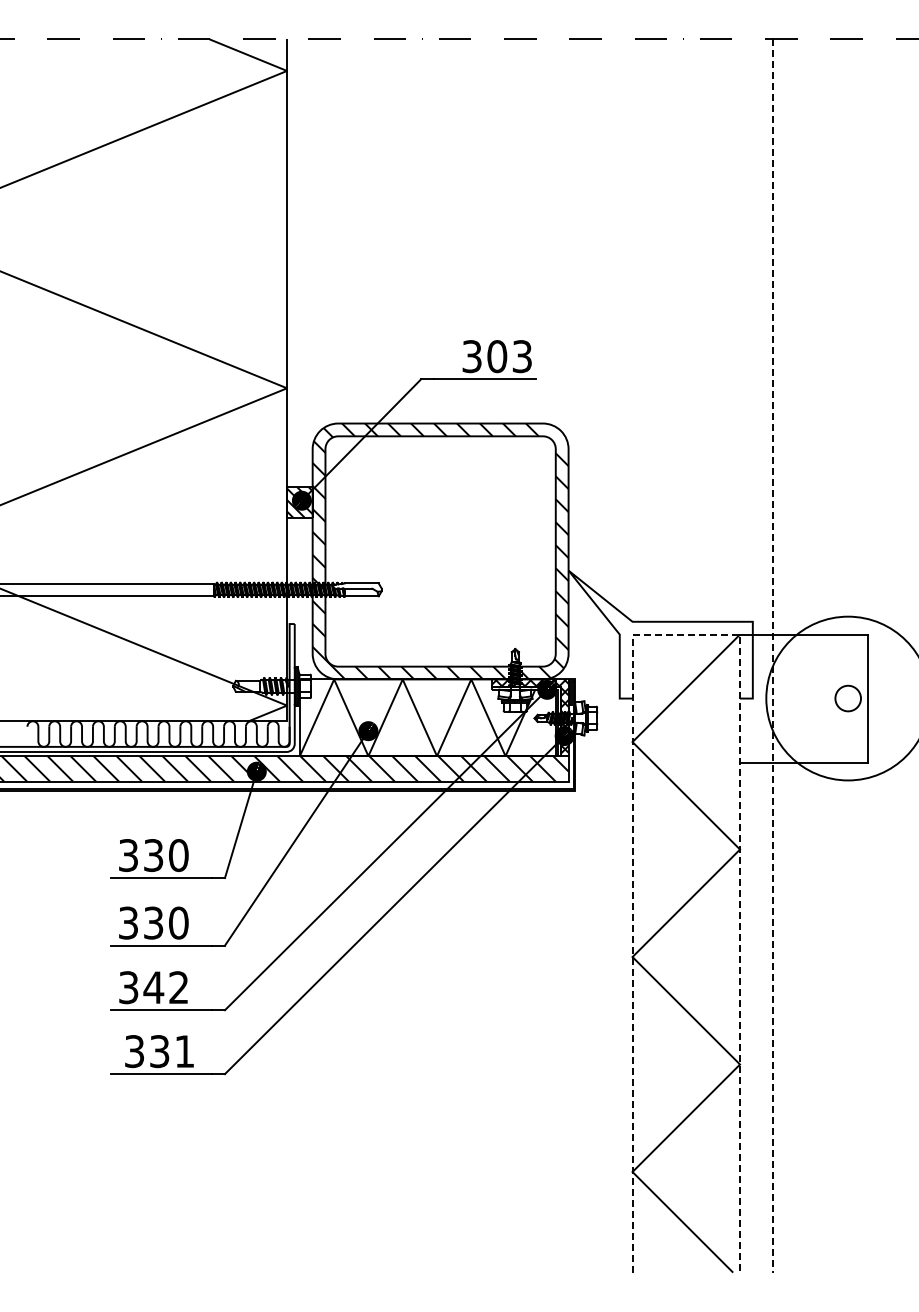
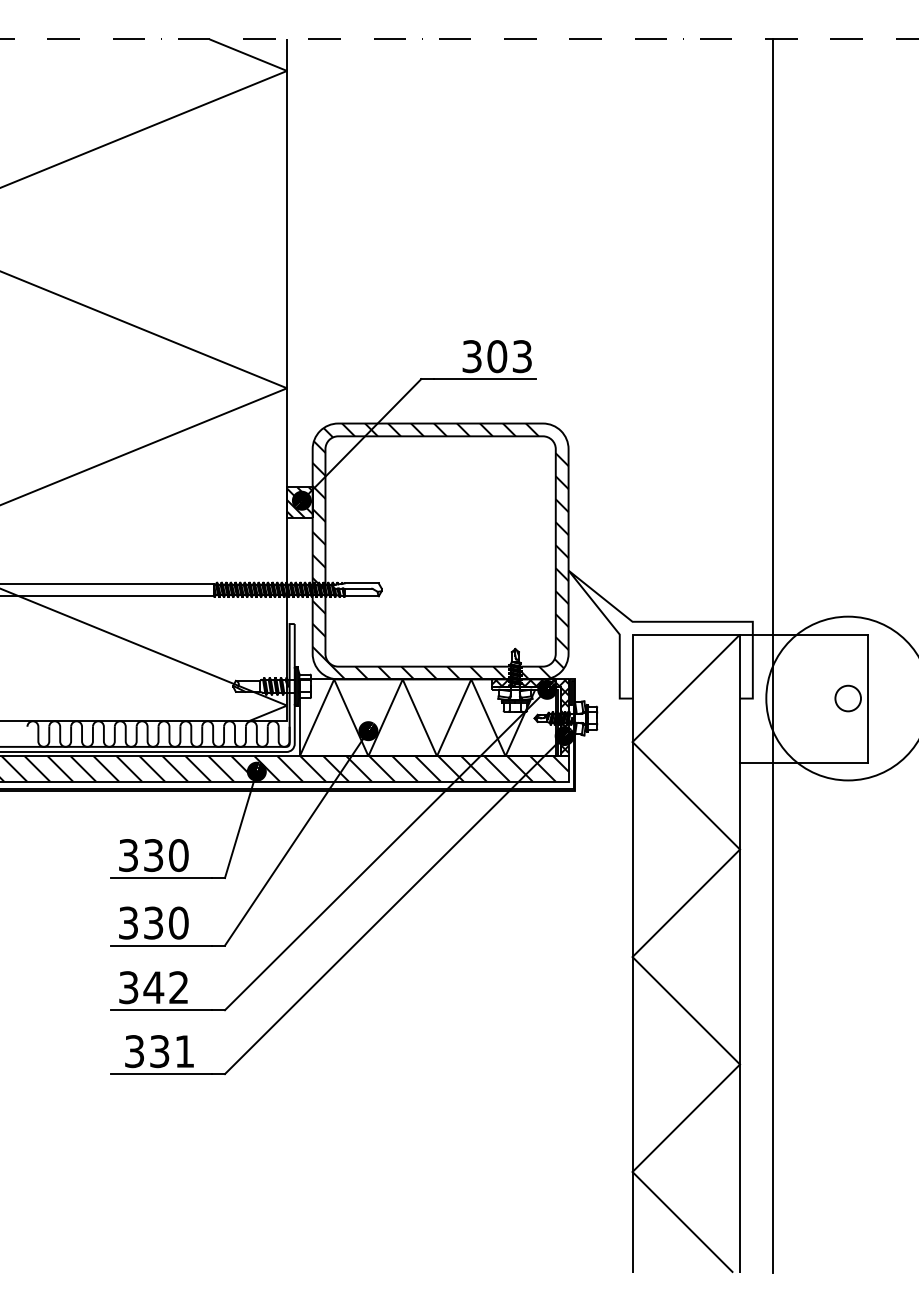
line: dashed -> solid (686, 634)
line: dashed -> solid (773, 655)
